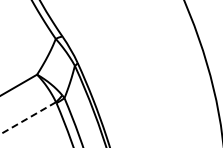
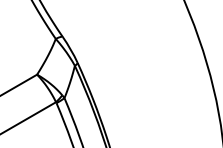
line: dashed -> solid (27, 118)
